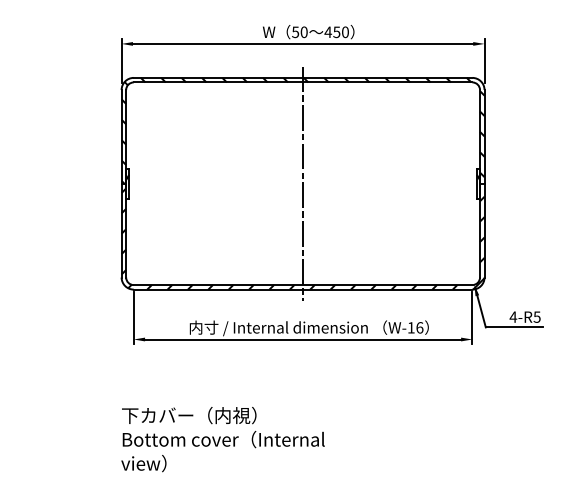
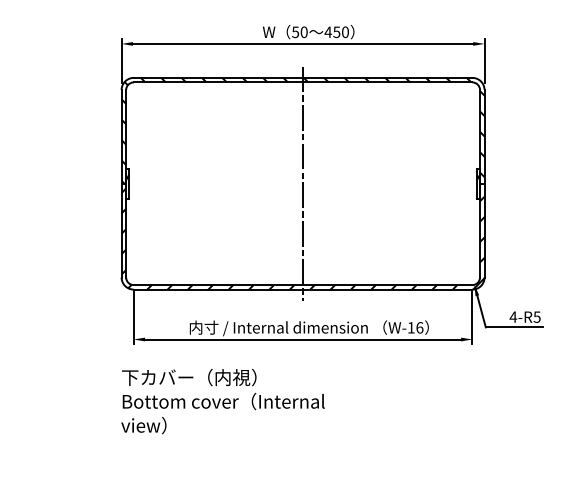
text position: (222, 439) -> (222, 401) (222, 401)
